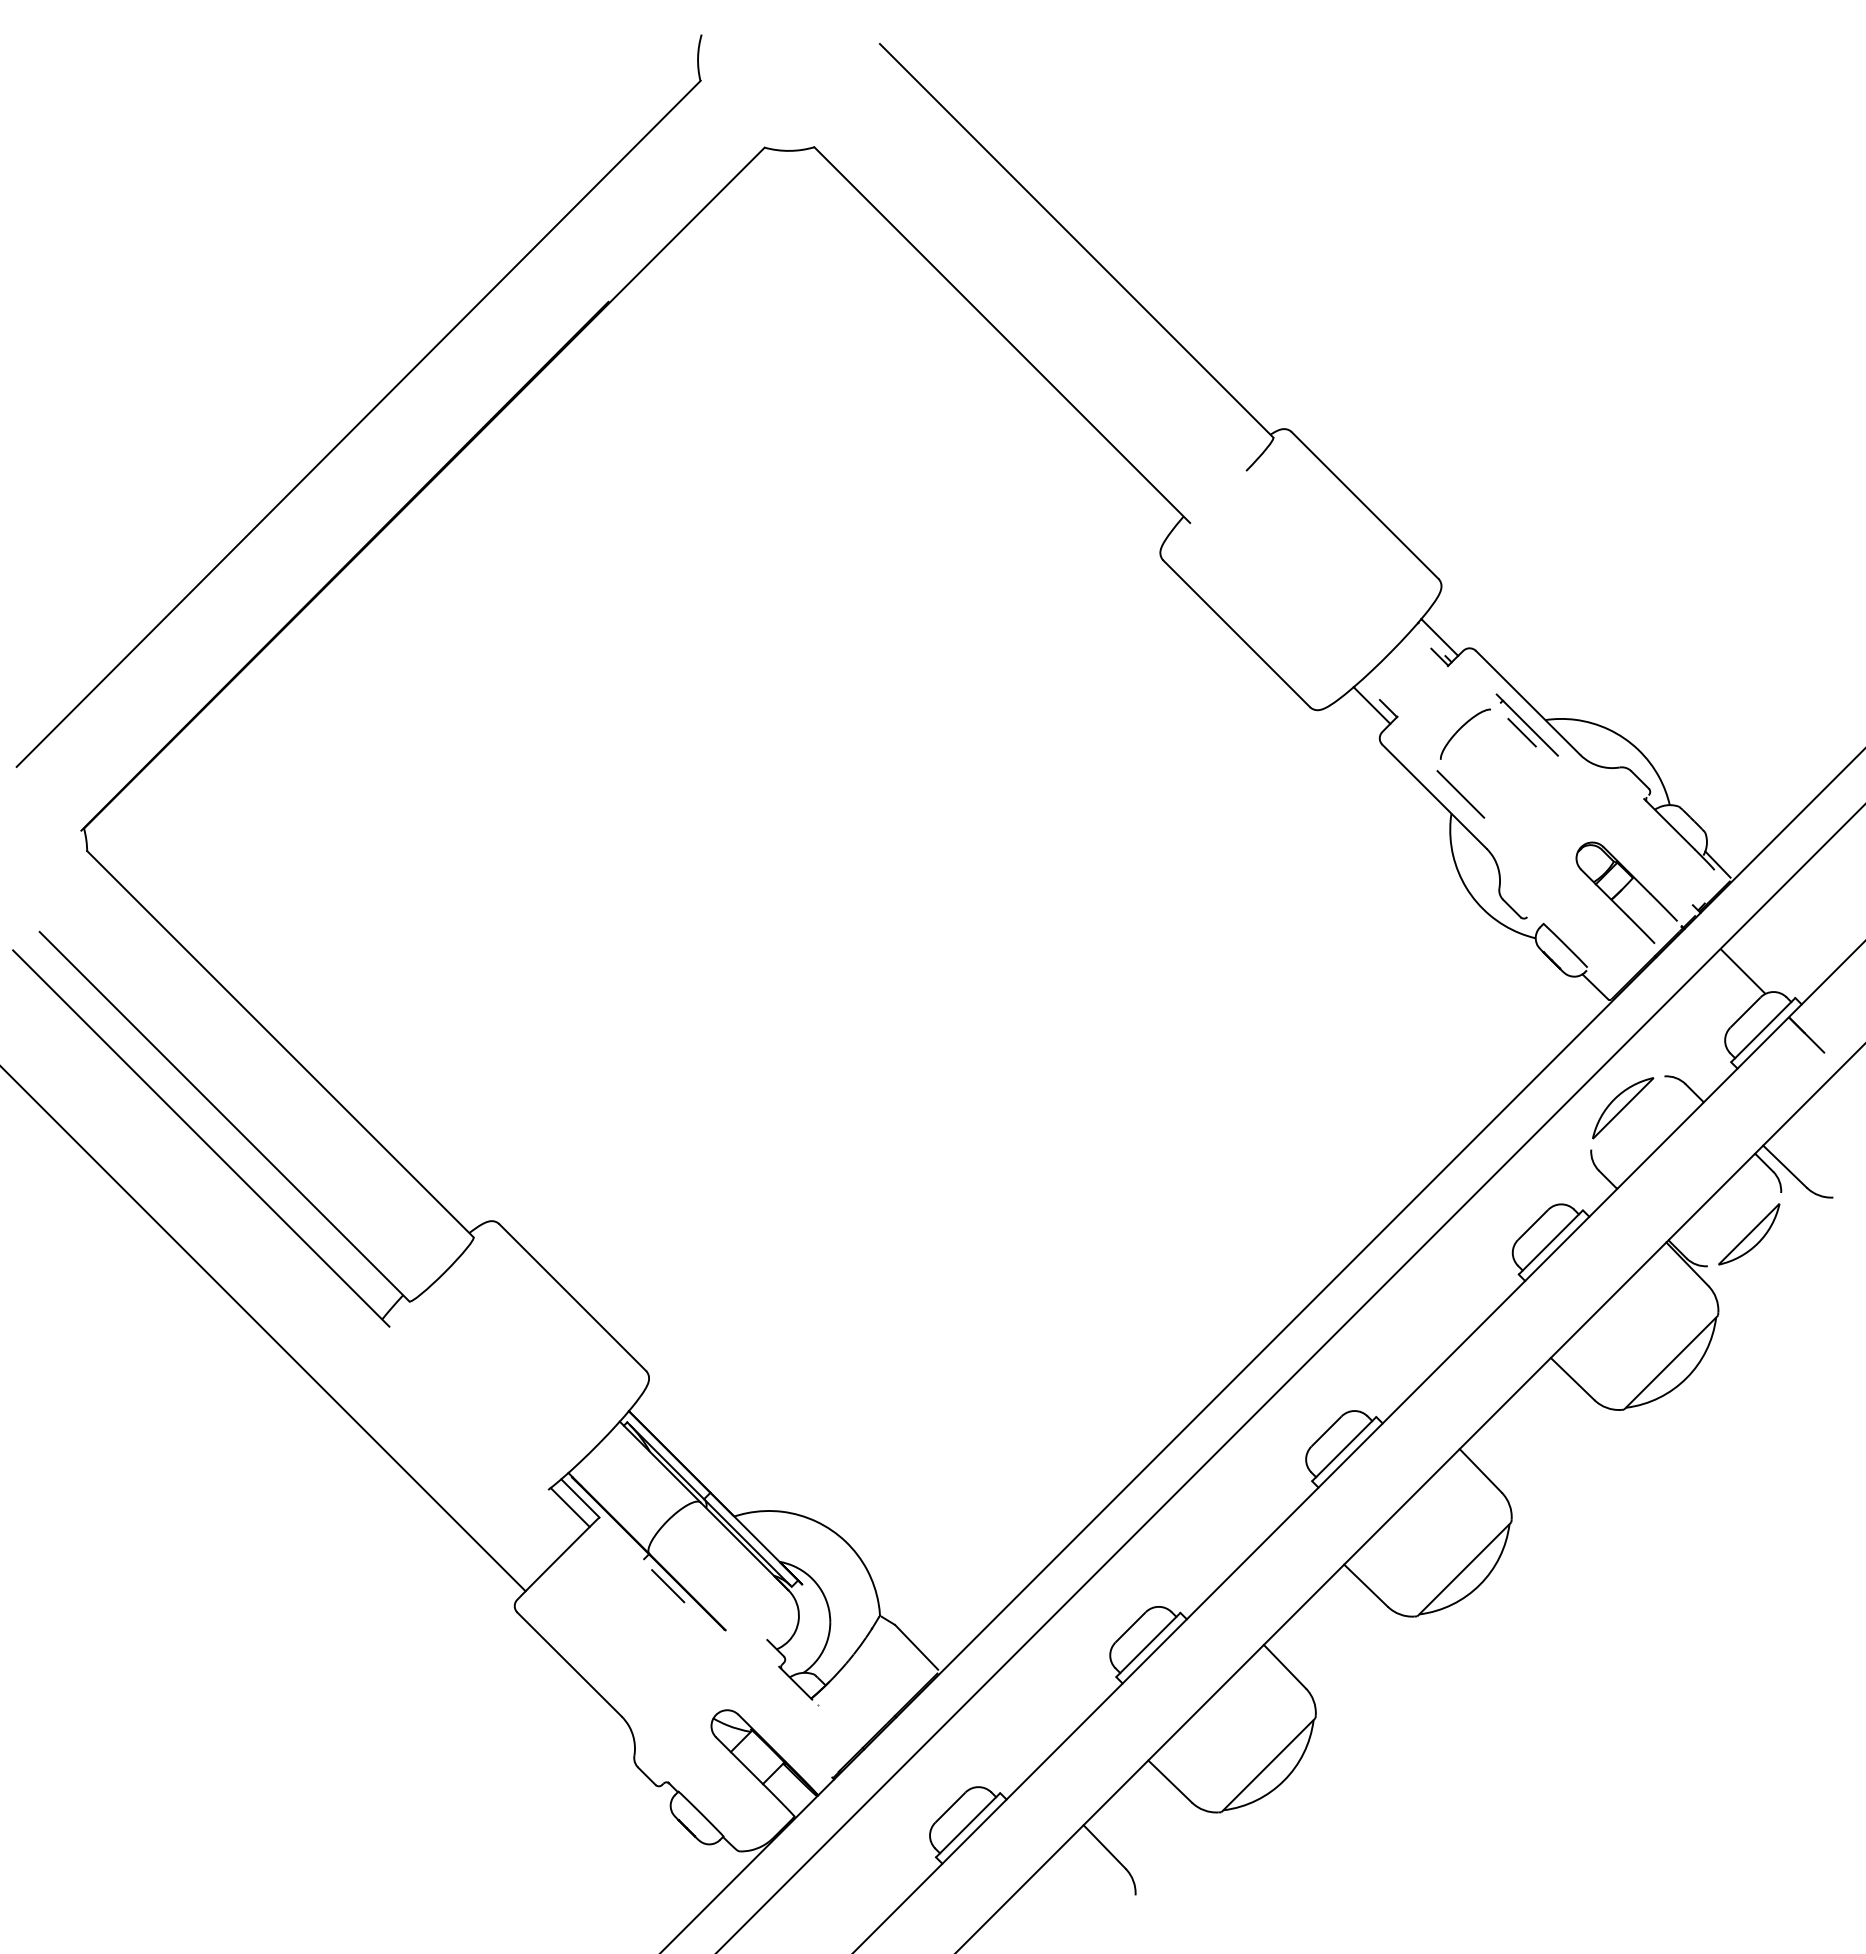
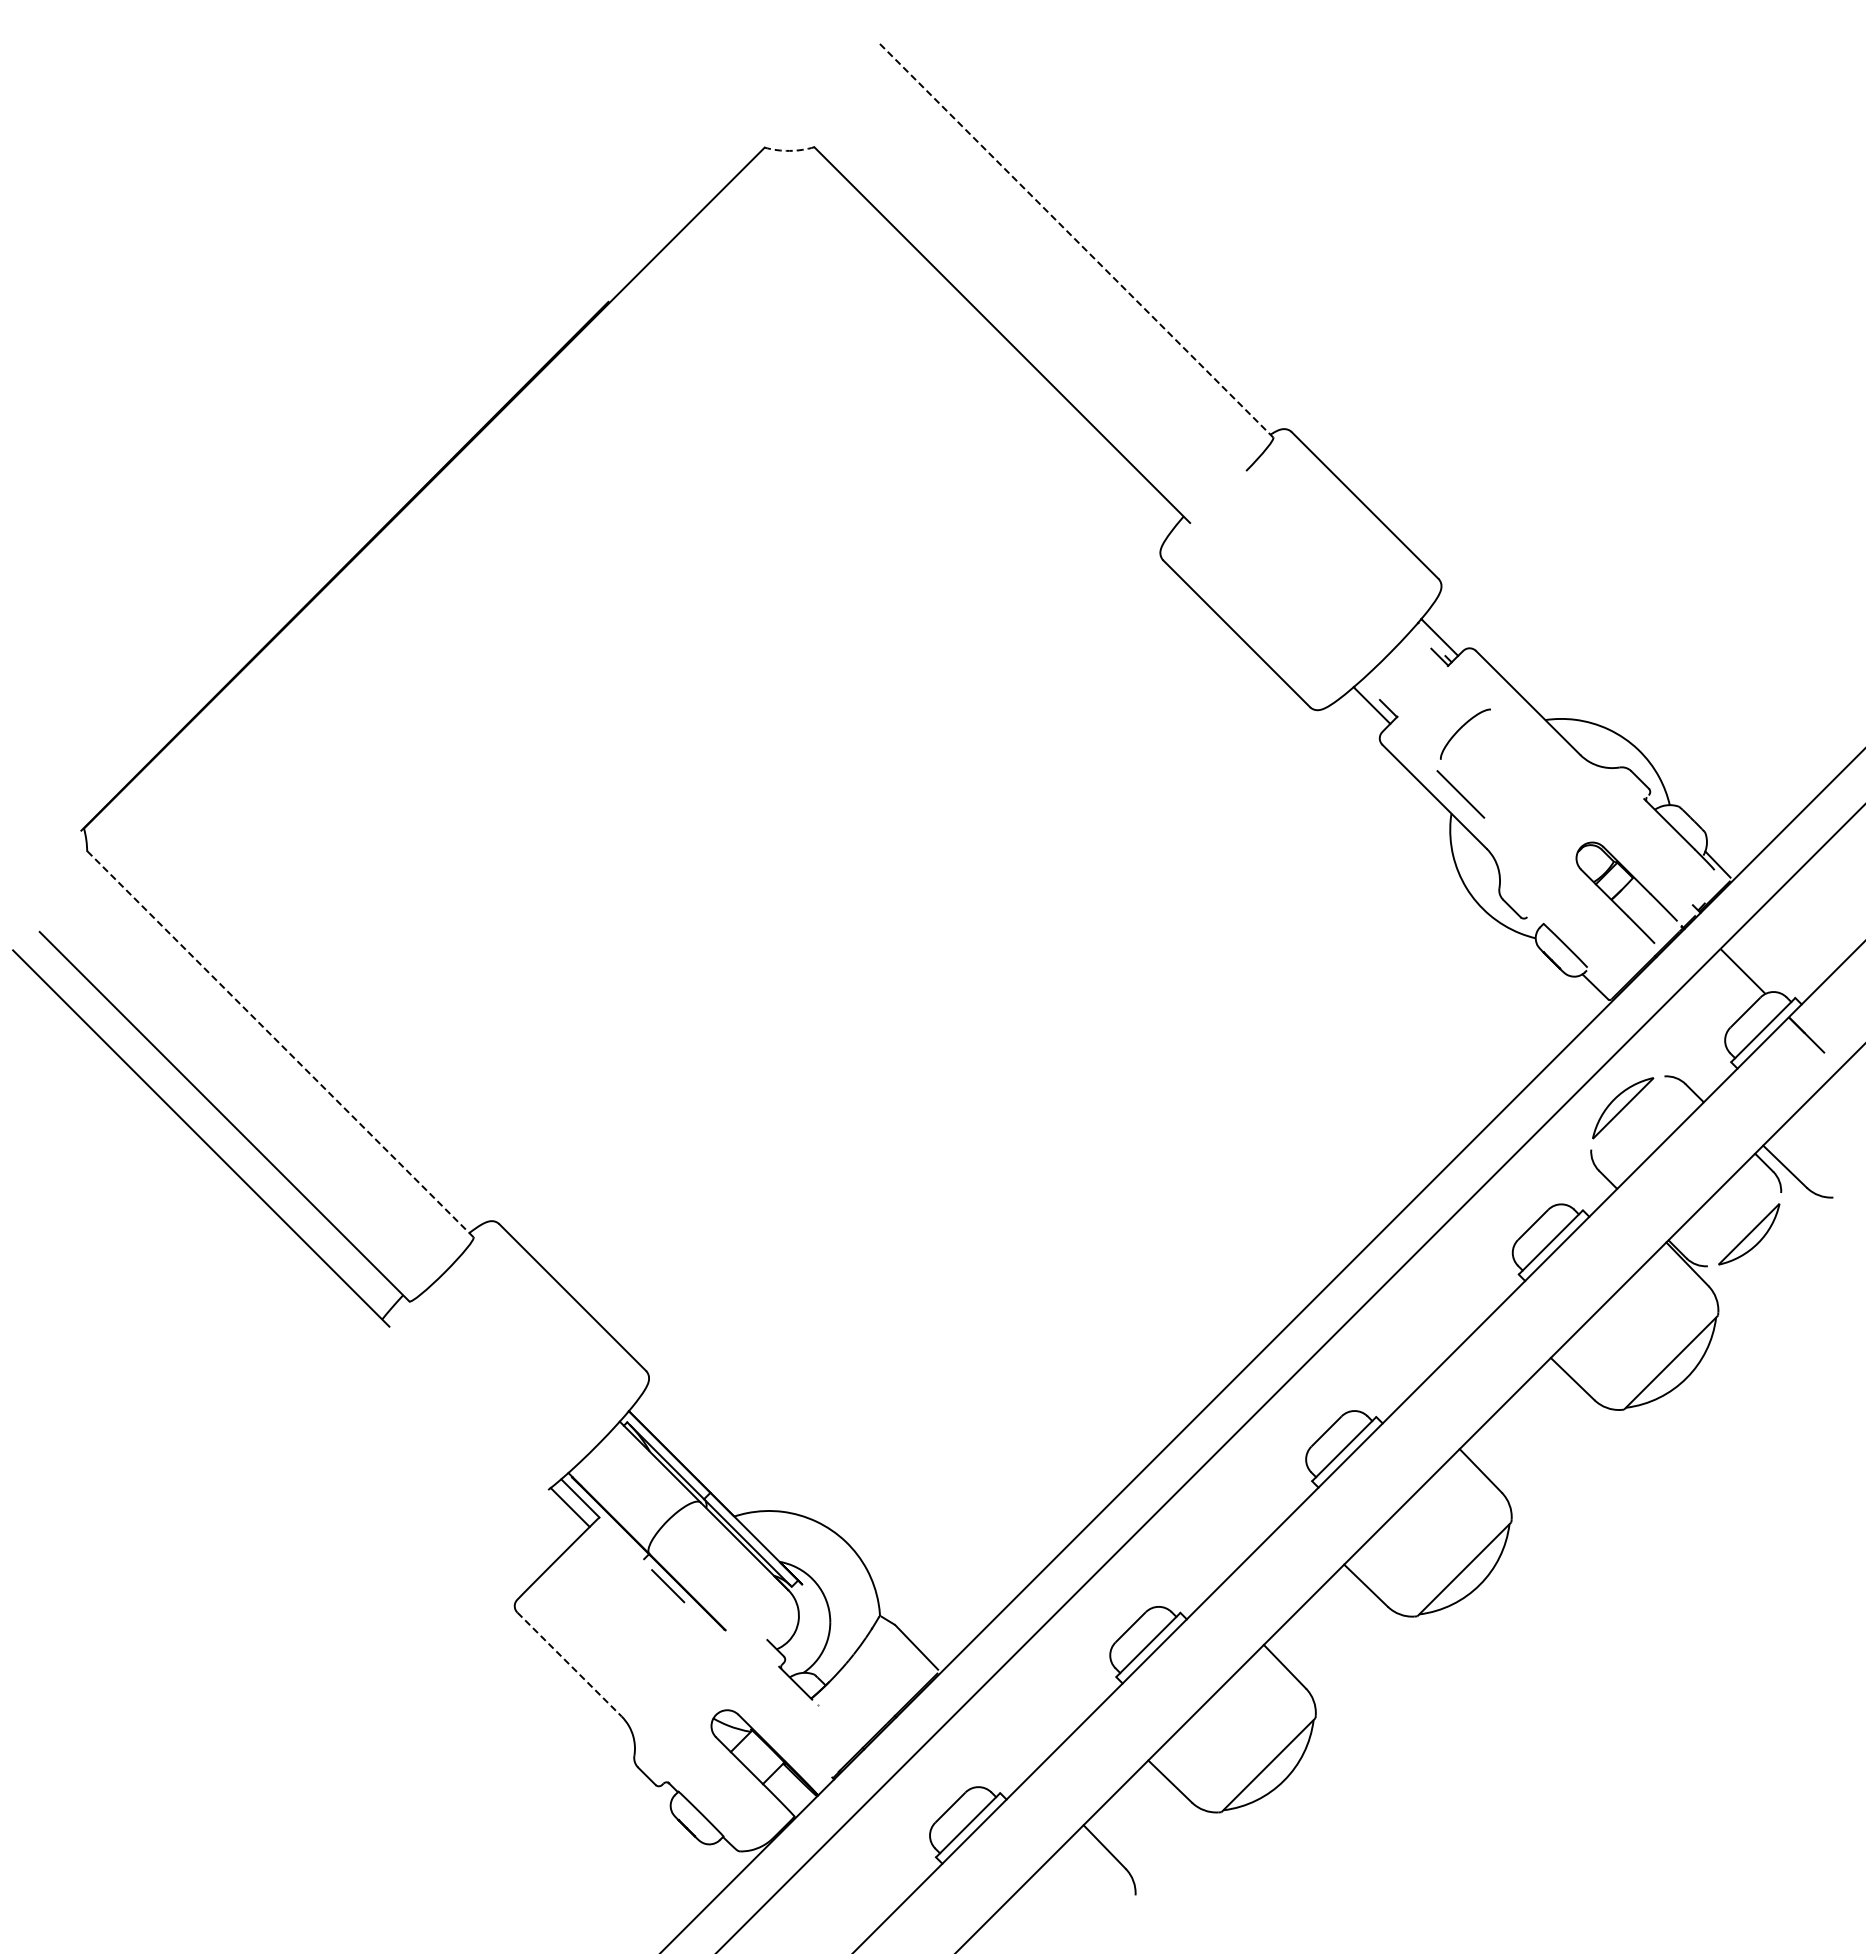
arc: solid -> dashed (789, 150)
line: solid -> dashed (1076, 241)
part: present -> none (369, 411)
part: present -> none (1526, 724)
line: solid -> dashed (280, 1043)
line: present -> none (263, 1329)
line: solid -> dashed (569, 1664)
